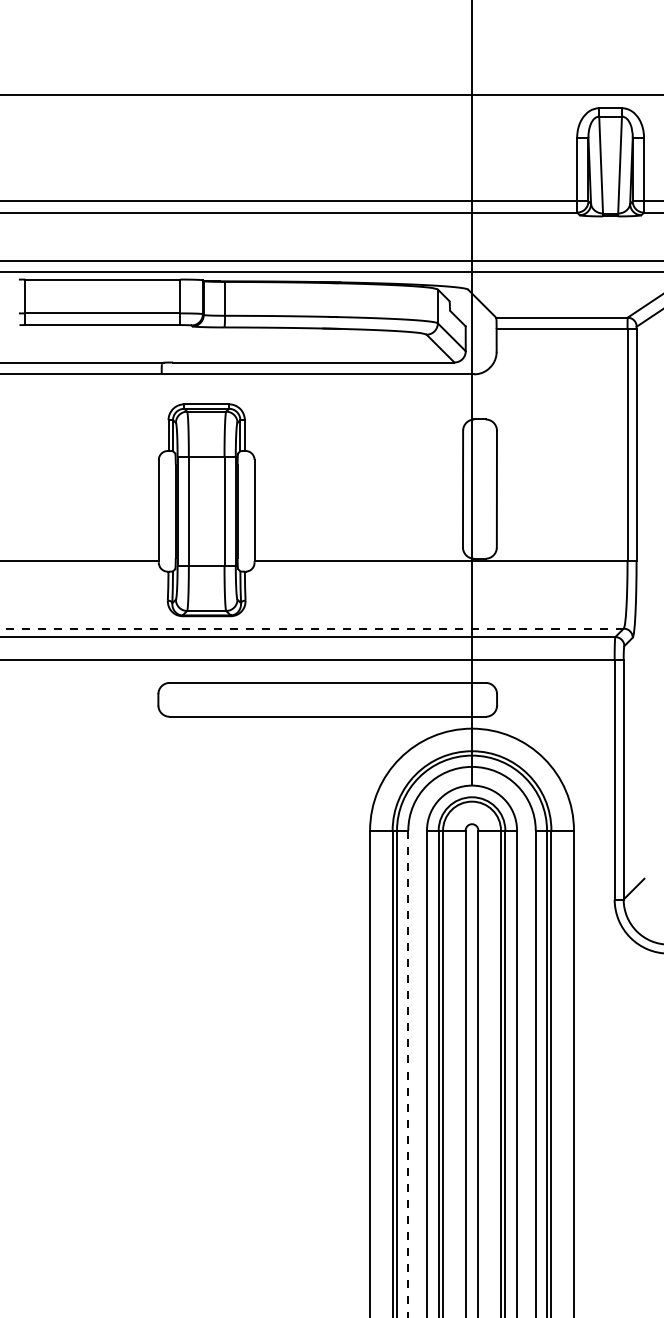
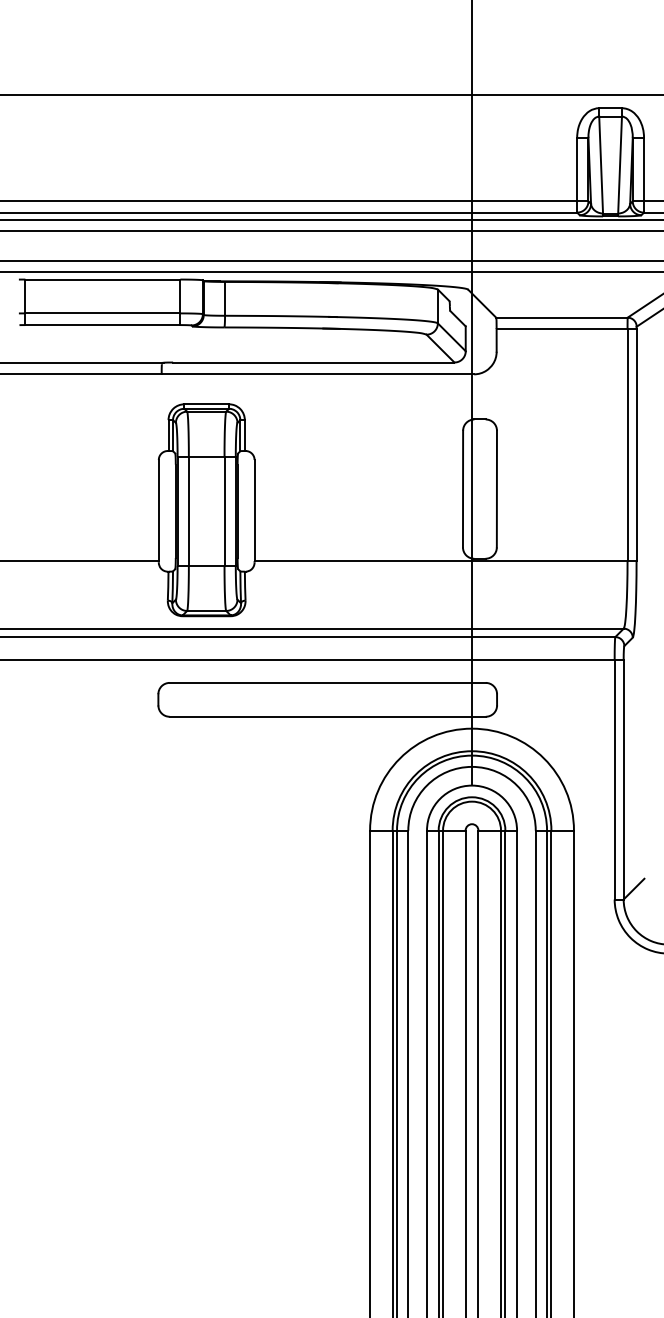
line: none -> present (331, 219)
line: none -> present (331, 230)
line: dashed -> solid (311, 628)
line: dashed -> solid (408, 1074)
